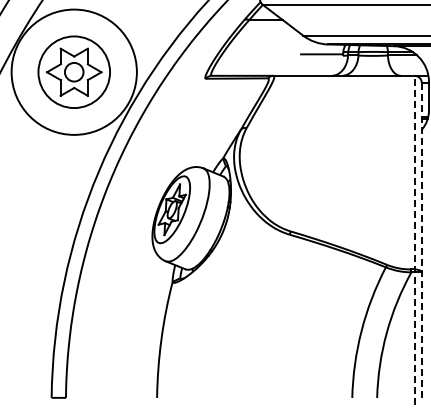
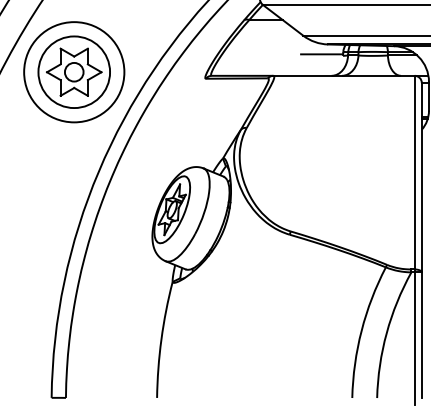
circle diameter: 125 px -> 100 px (74, 72)
line: dashed -> solid (414, 240)
line: dashed -> solid (421, 240)
